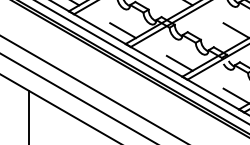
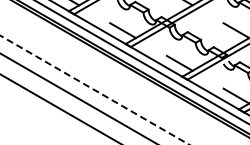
line: solid -> dashed (95, 90)
line: present -> none (29, 115)
